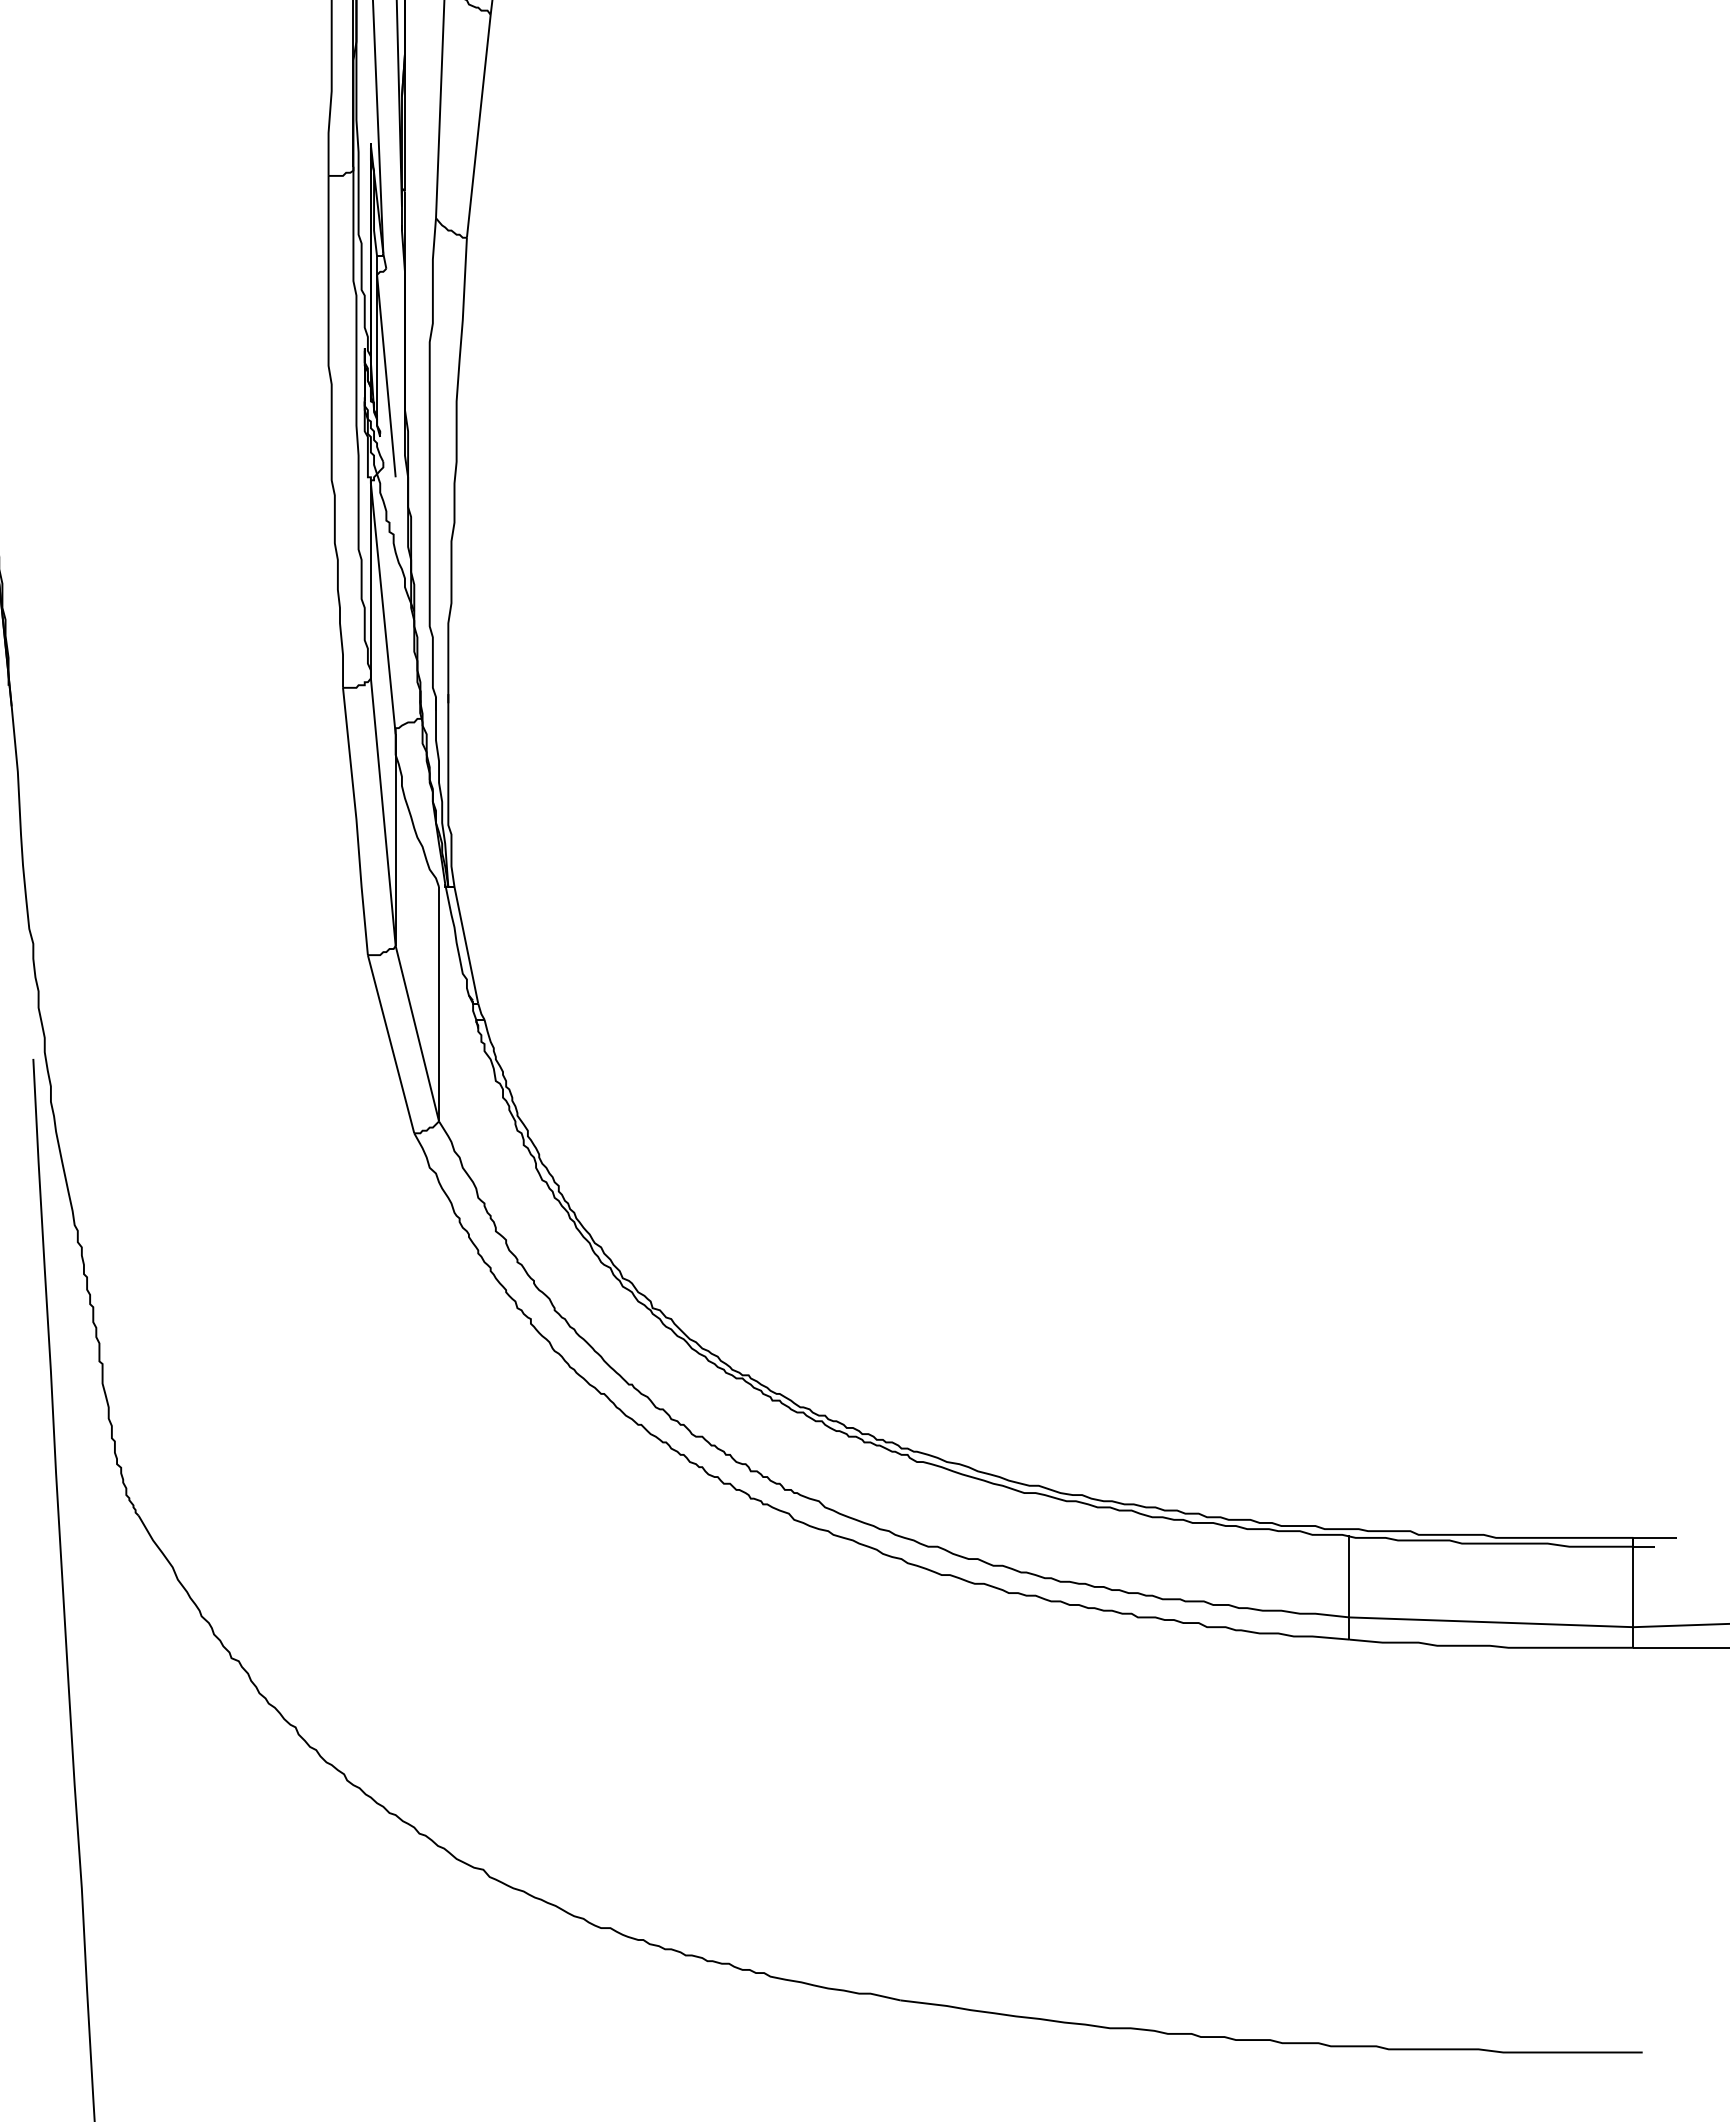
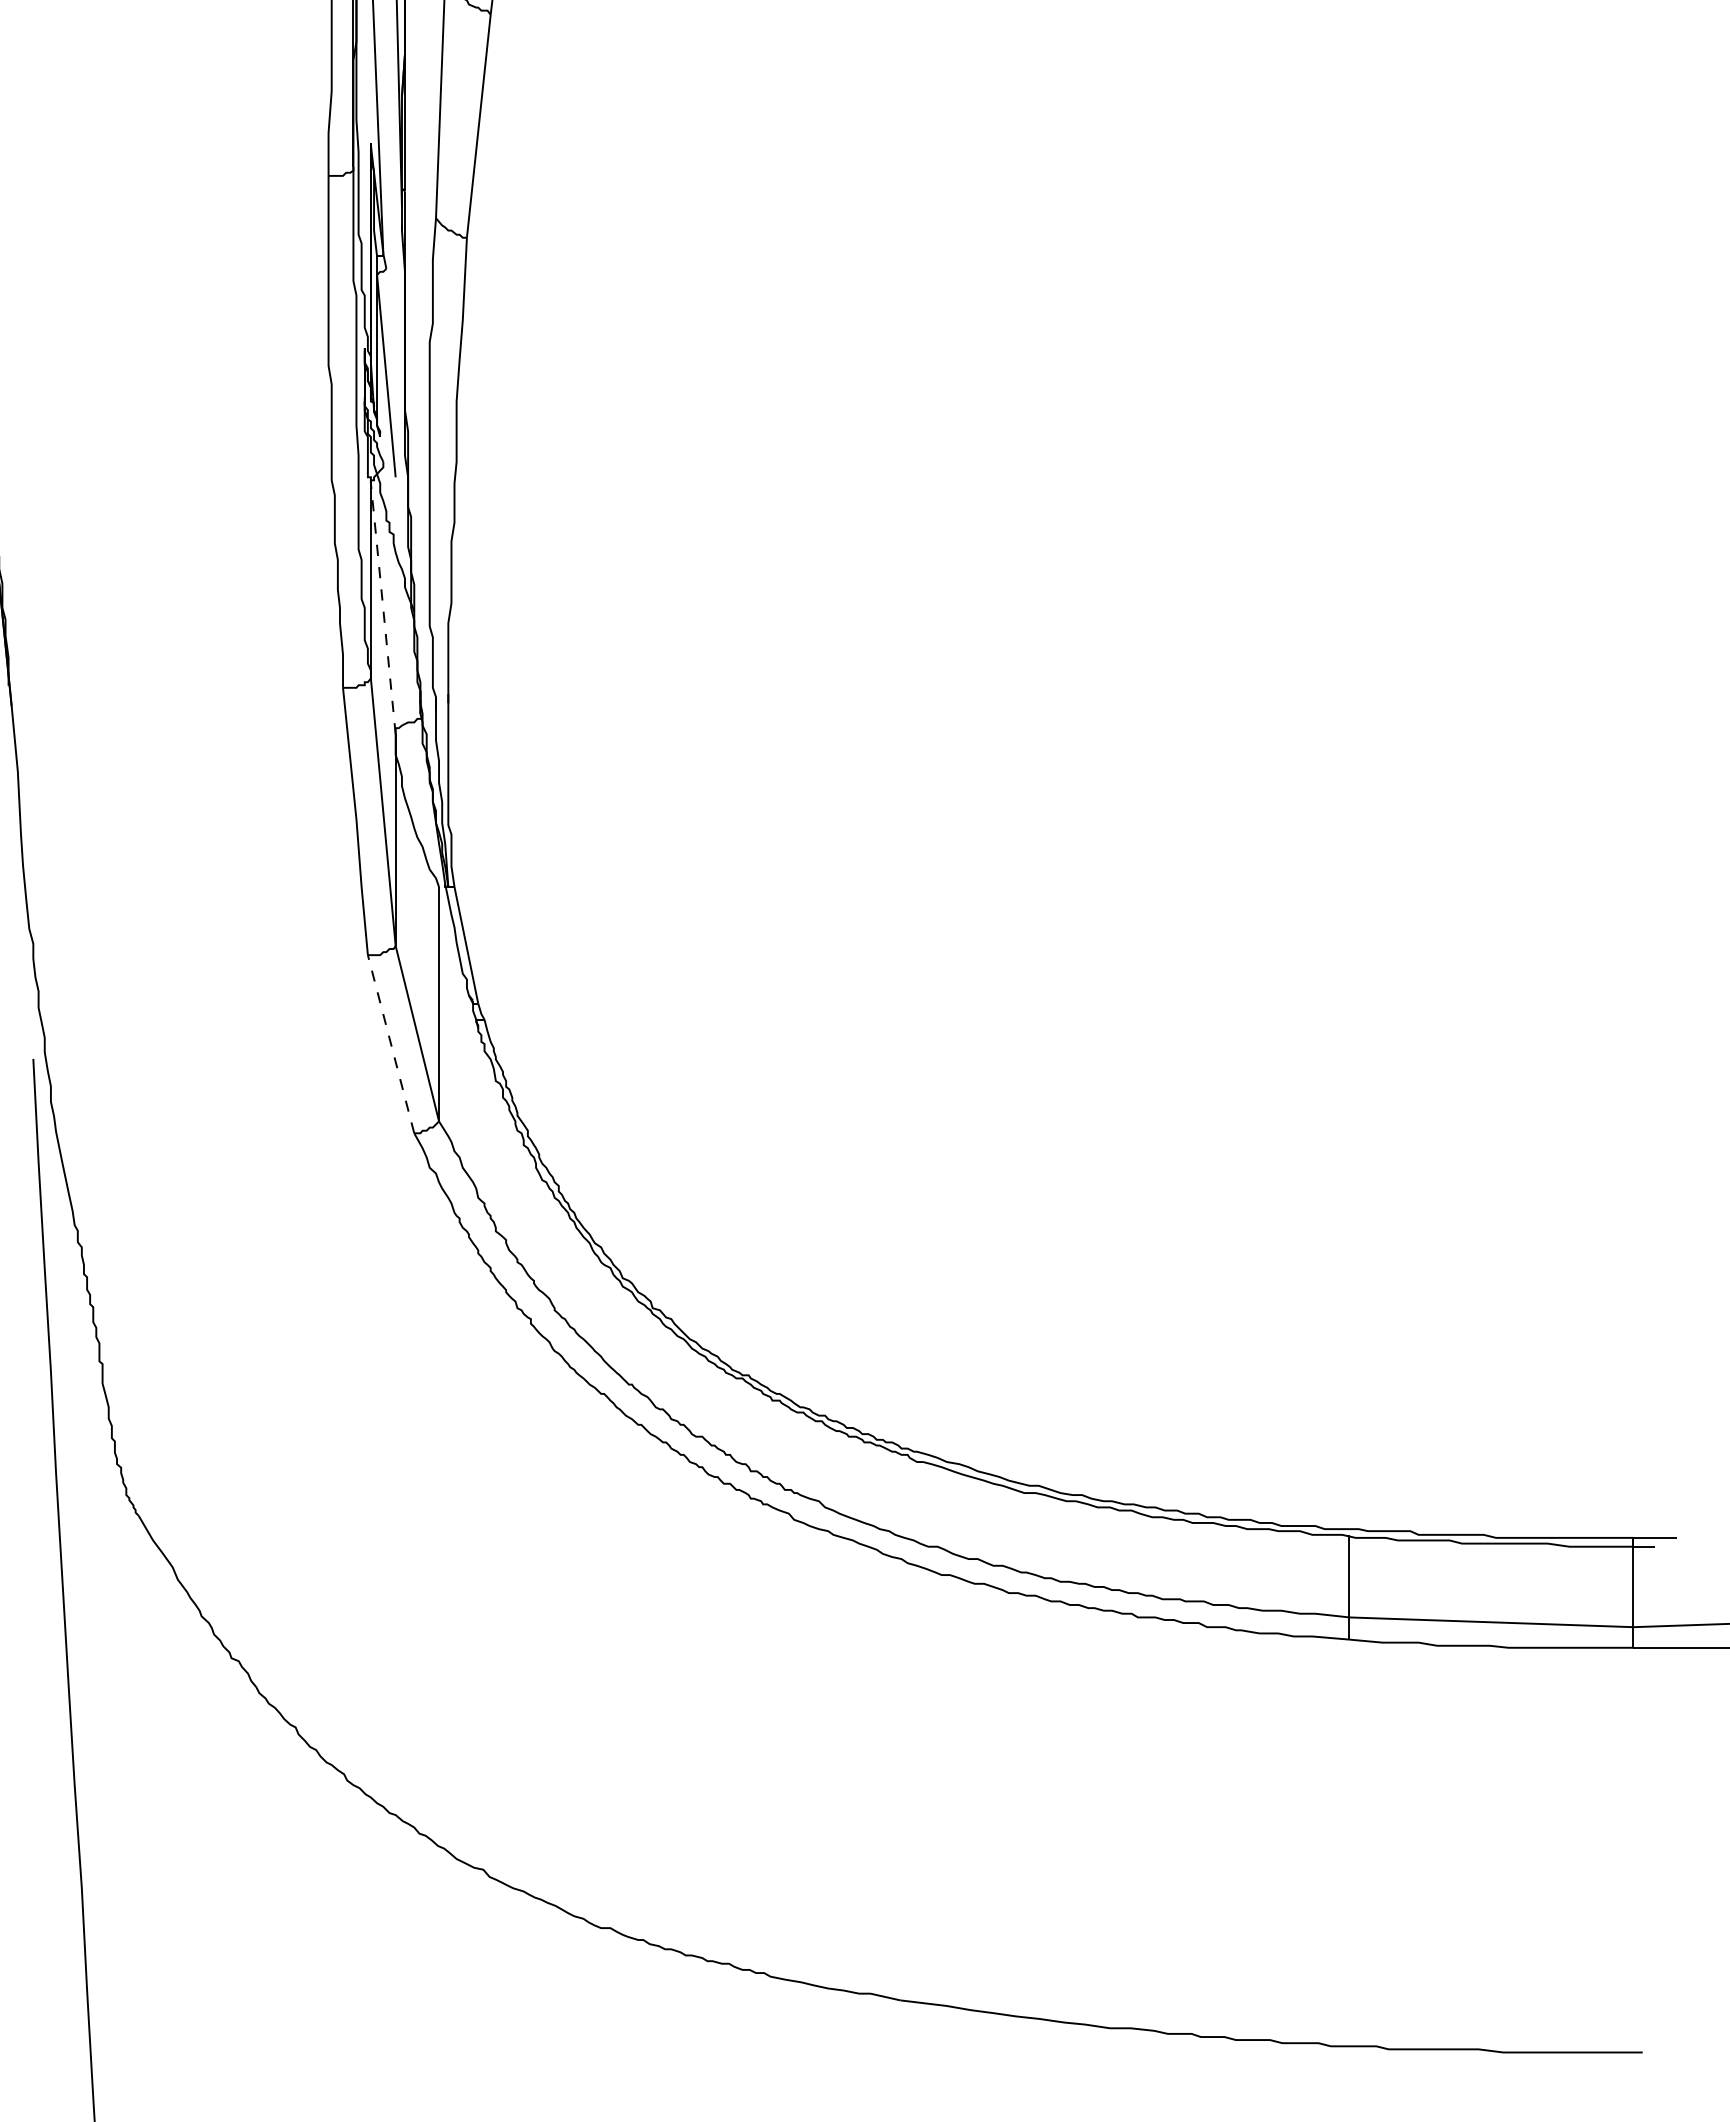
line: solid -> dashed (383, 608)
line: solid -> dashed (390, 1043)
